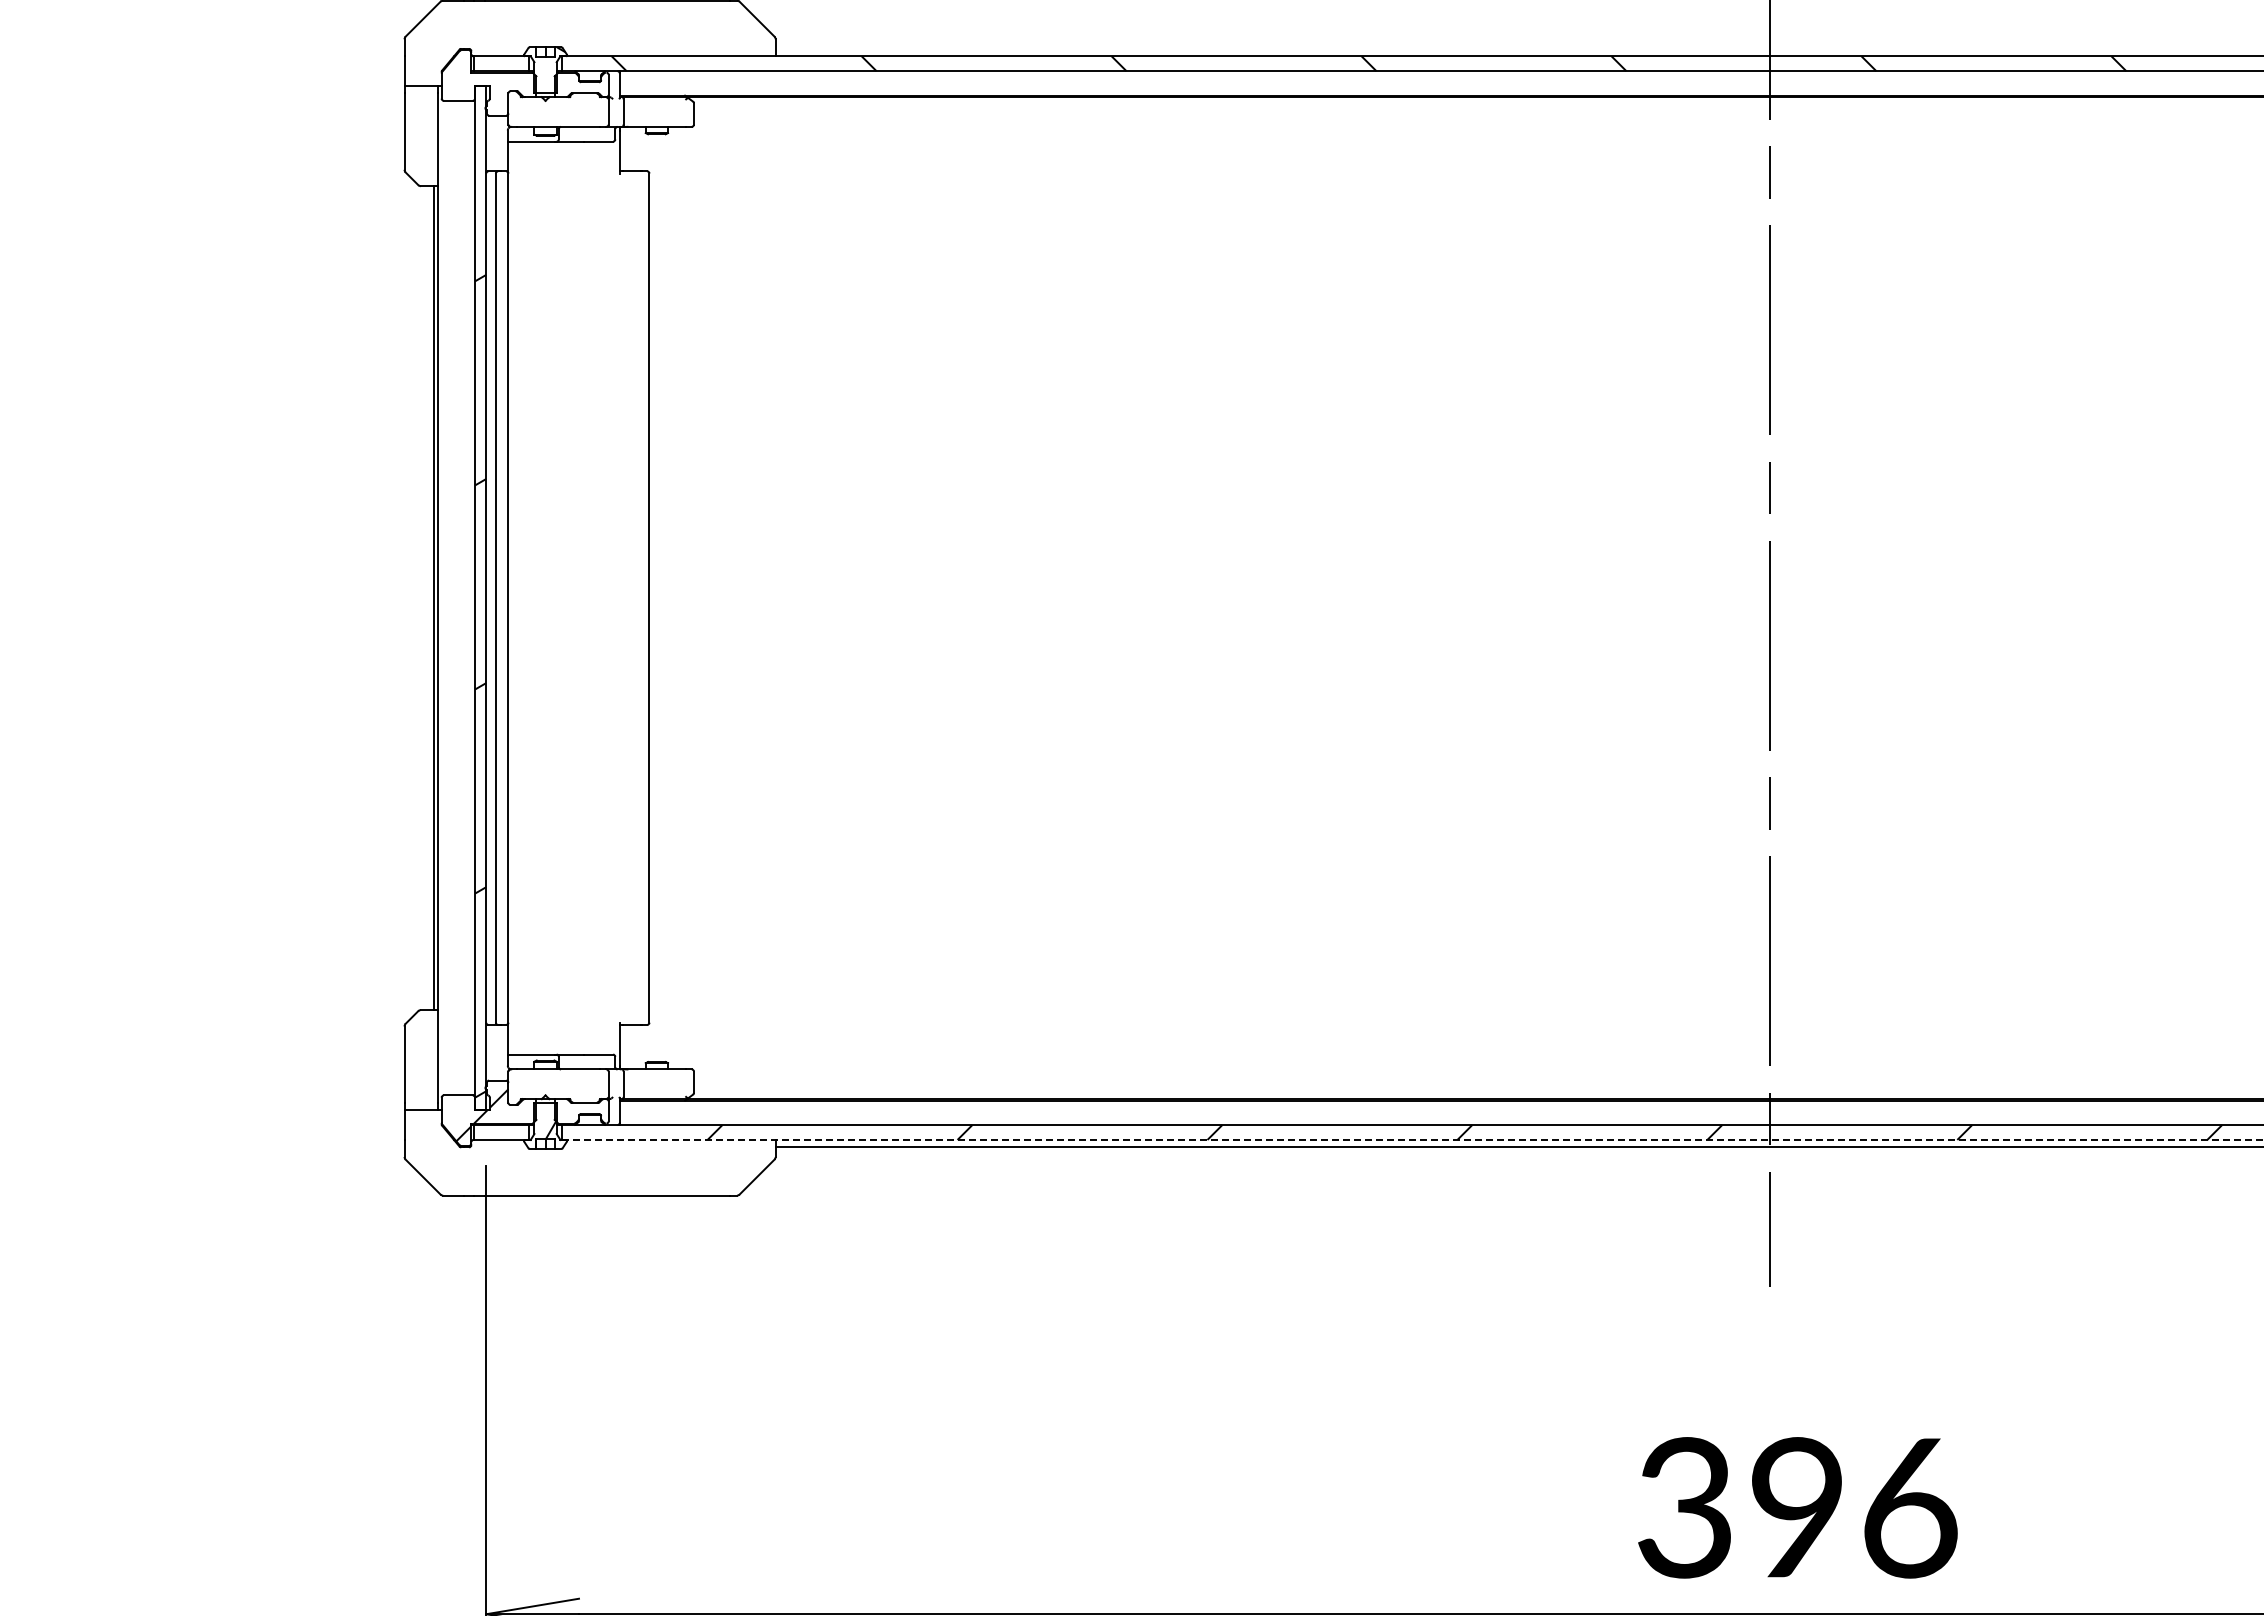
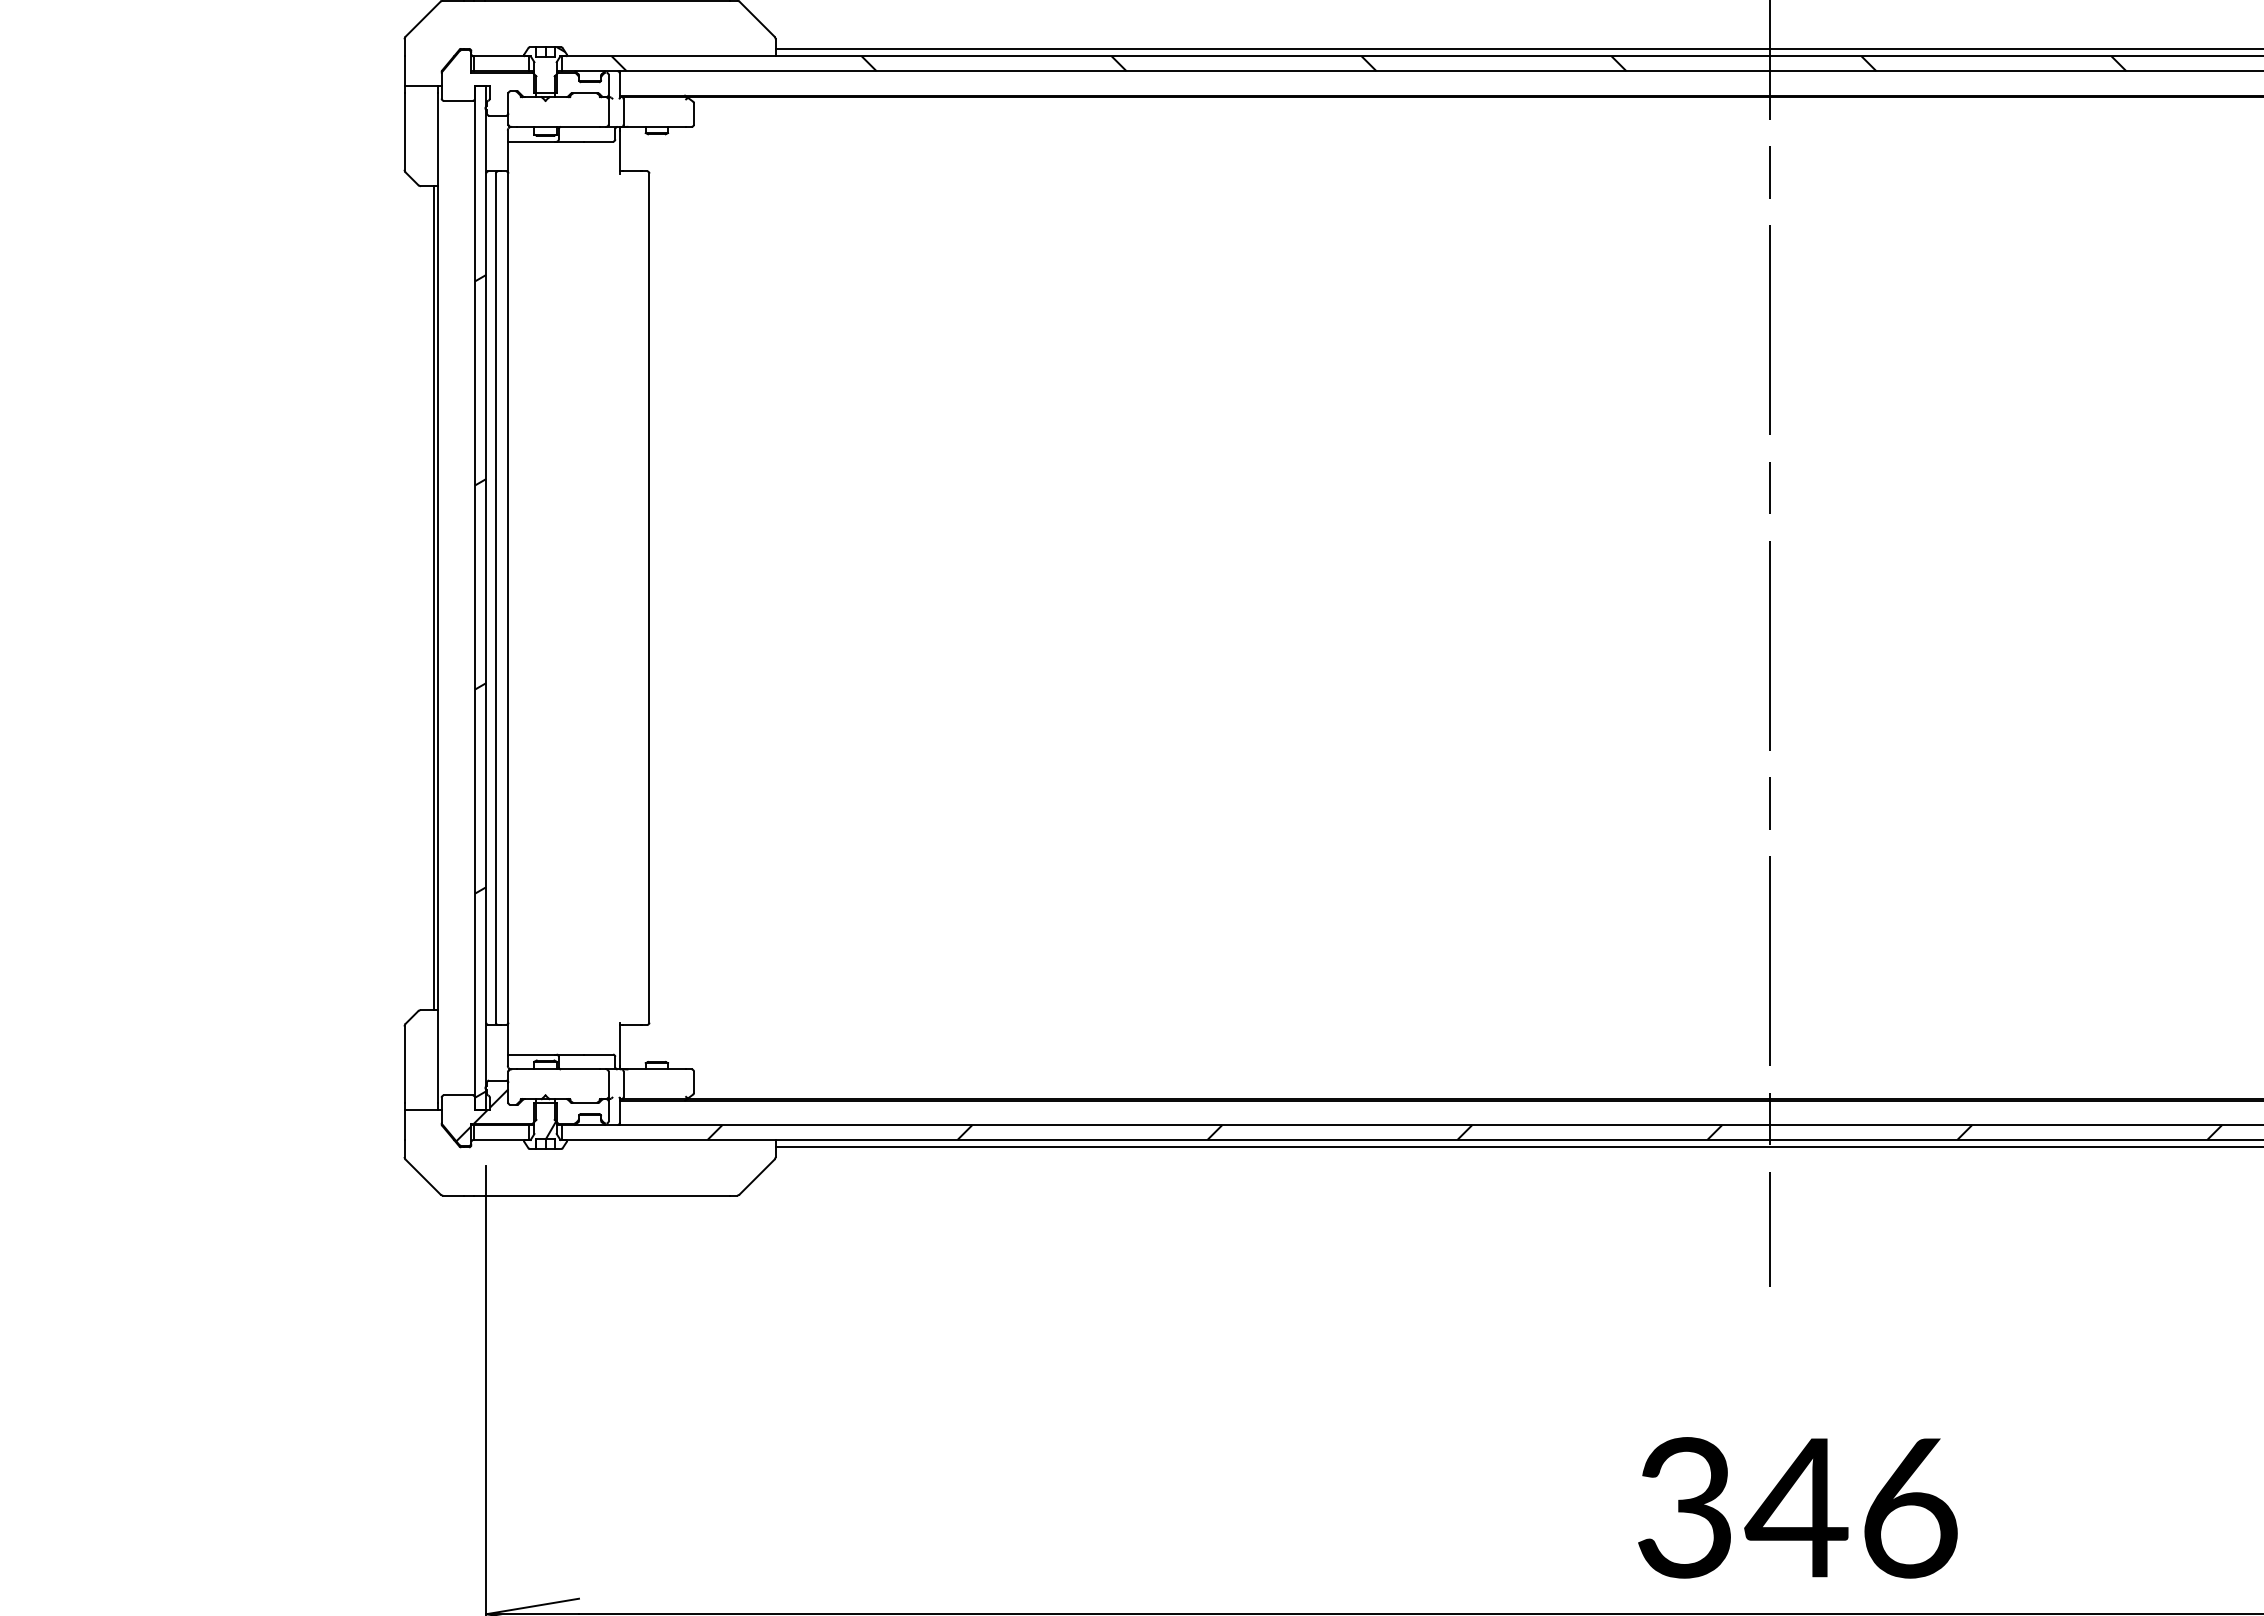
line: none -> present (1517, 48)
line: dashed -> solid (1413, 1139)
text: 396 -> 346 (1796, 1507)
